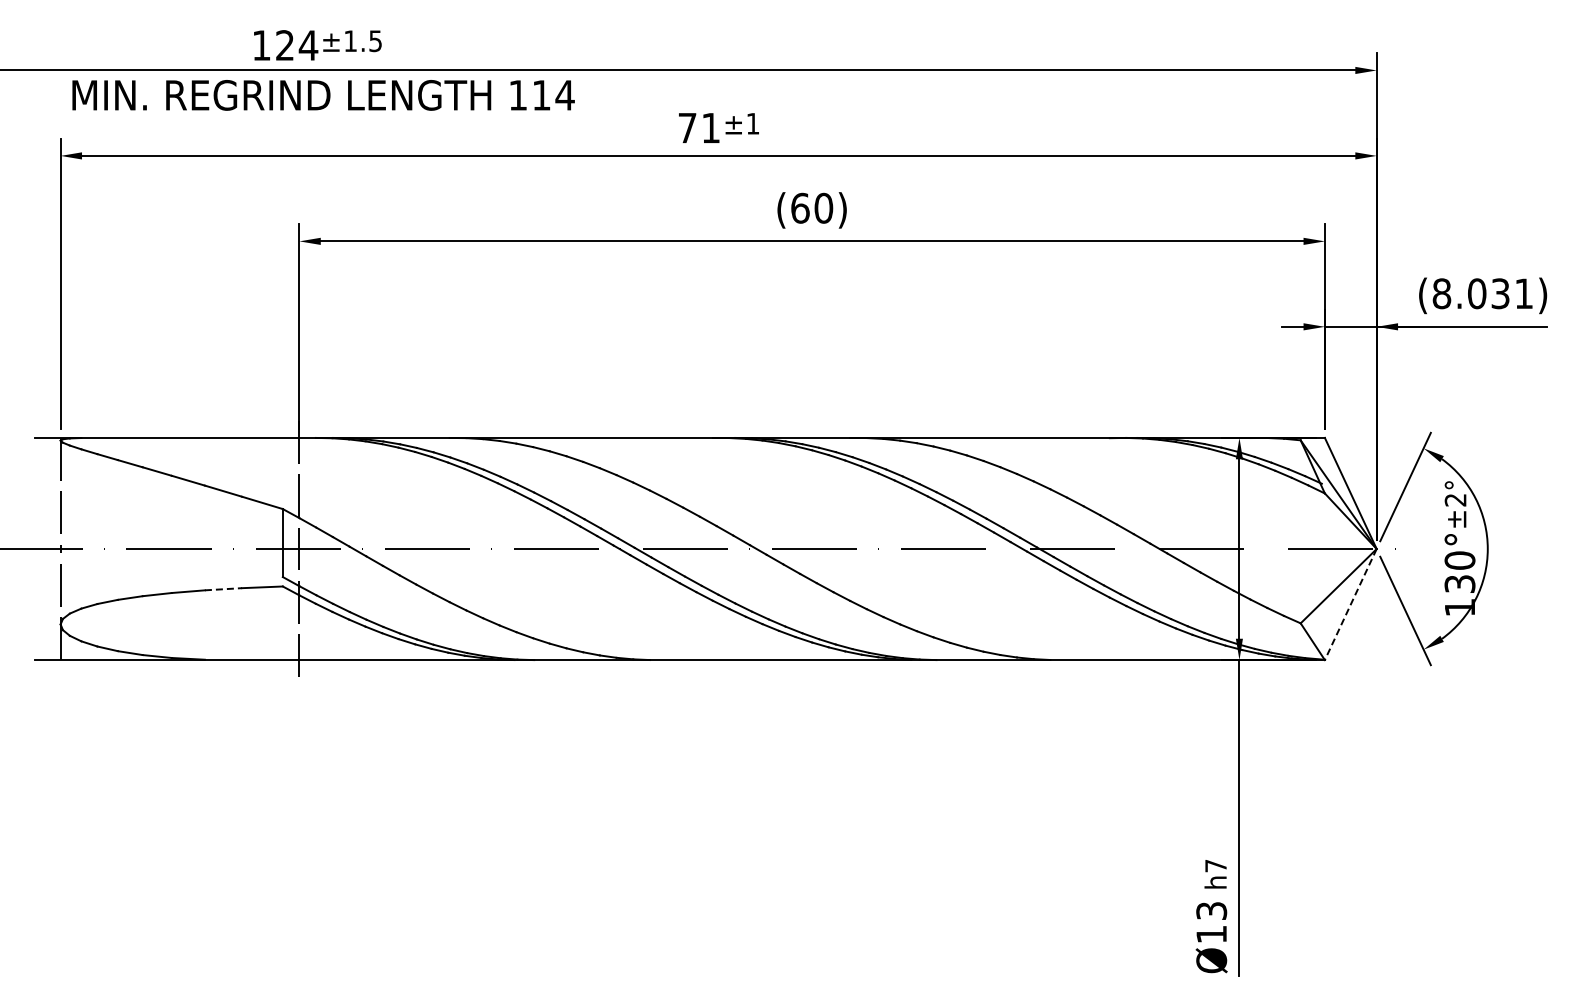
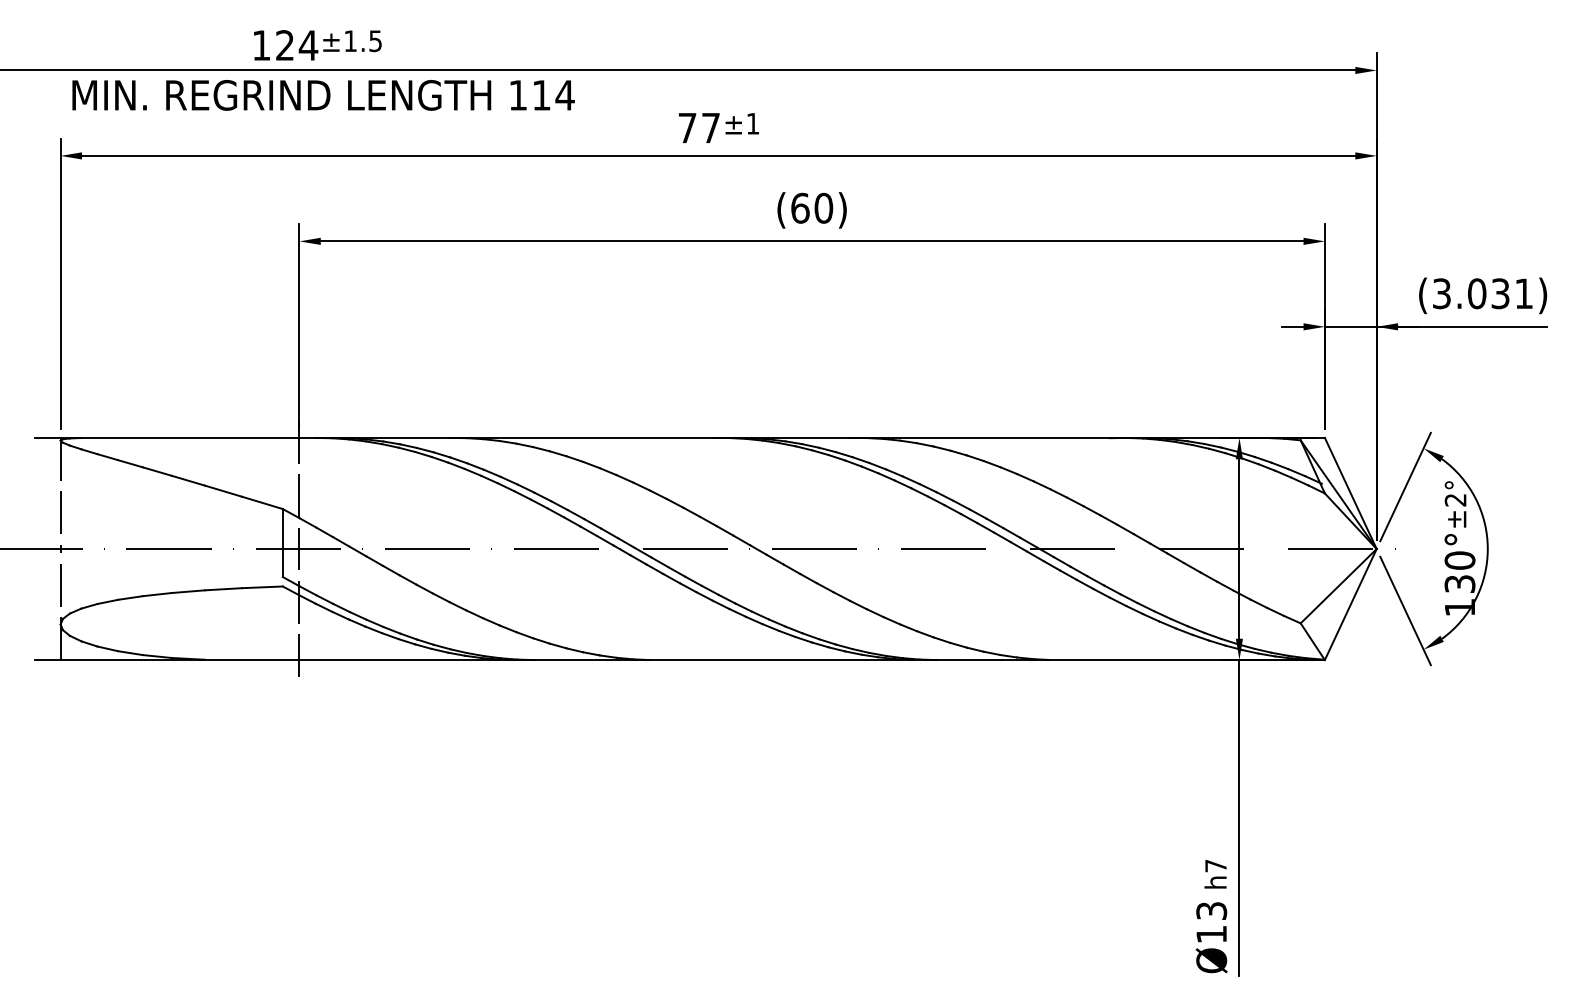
text: 71 -> 77 (710, 127)
text: (8.031) -> (3.031) (1441, 293)
line: dashed -> solid (223, 589)
line: dashed -> solid (1350, 605)
